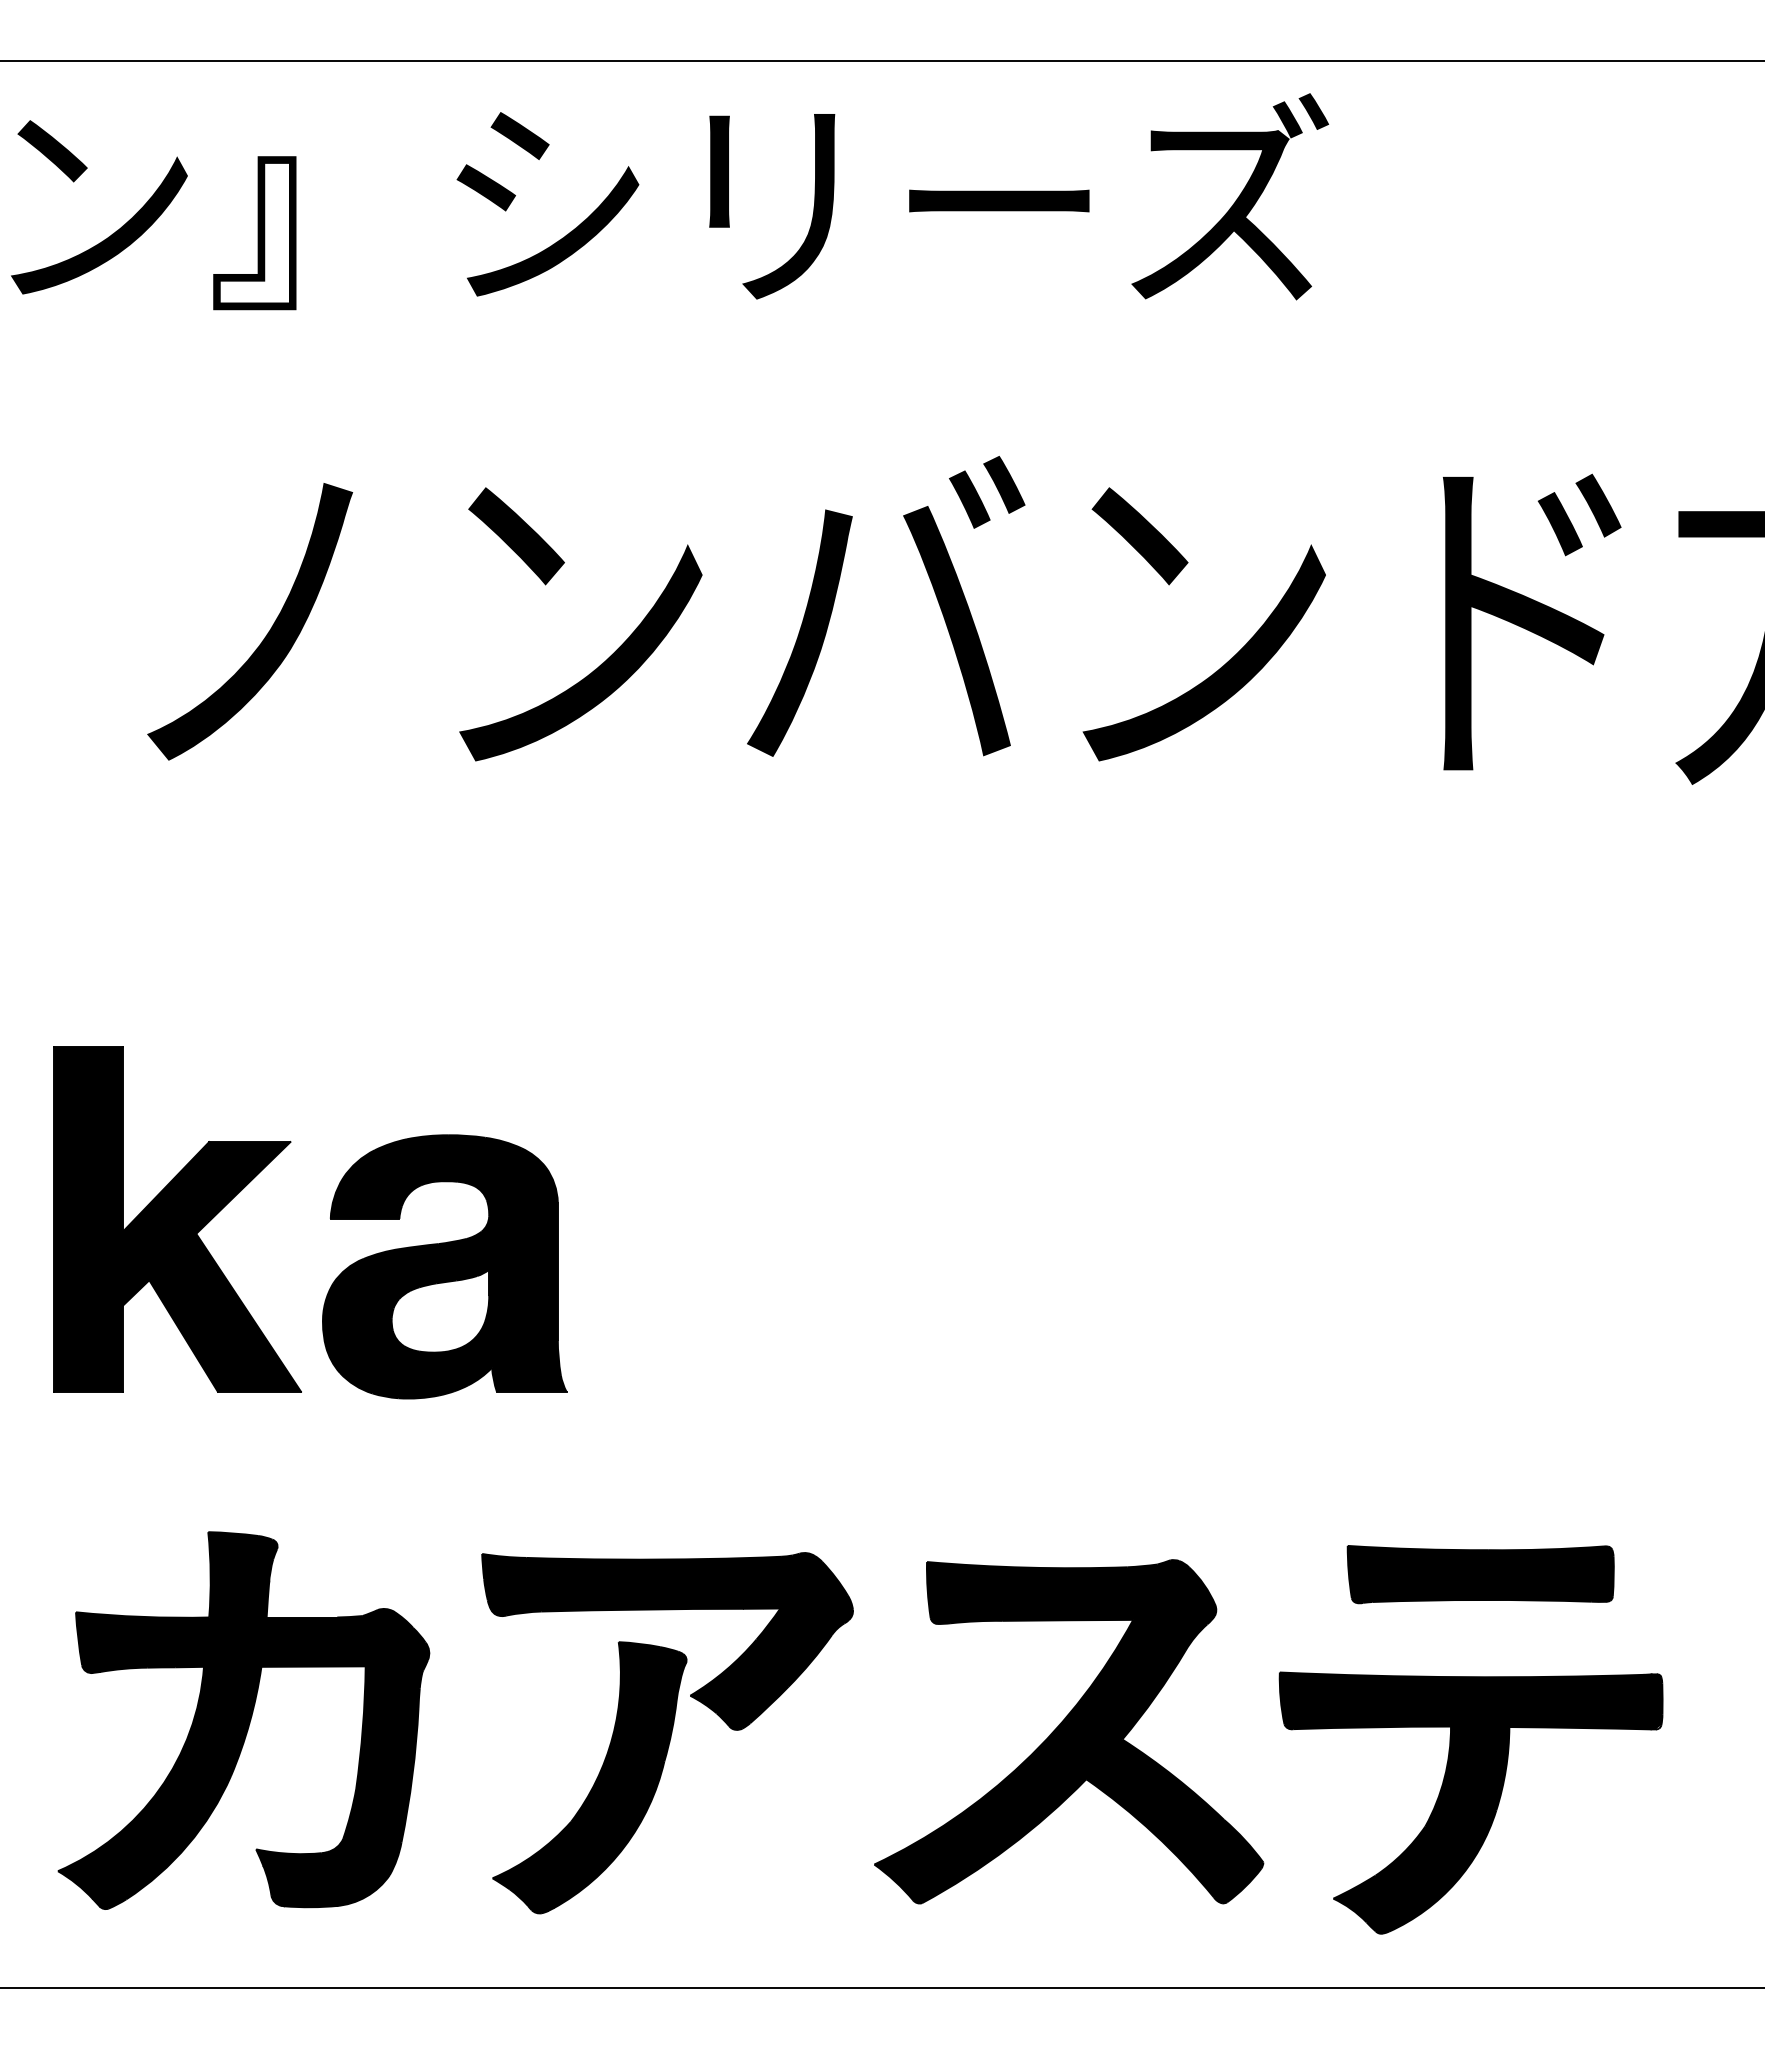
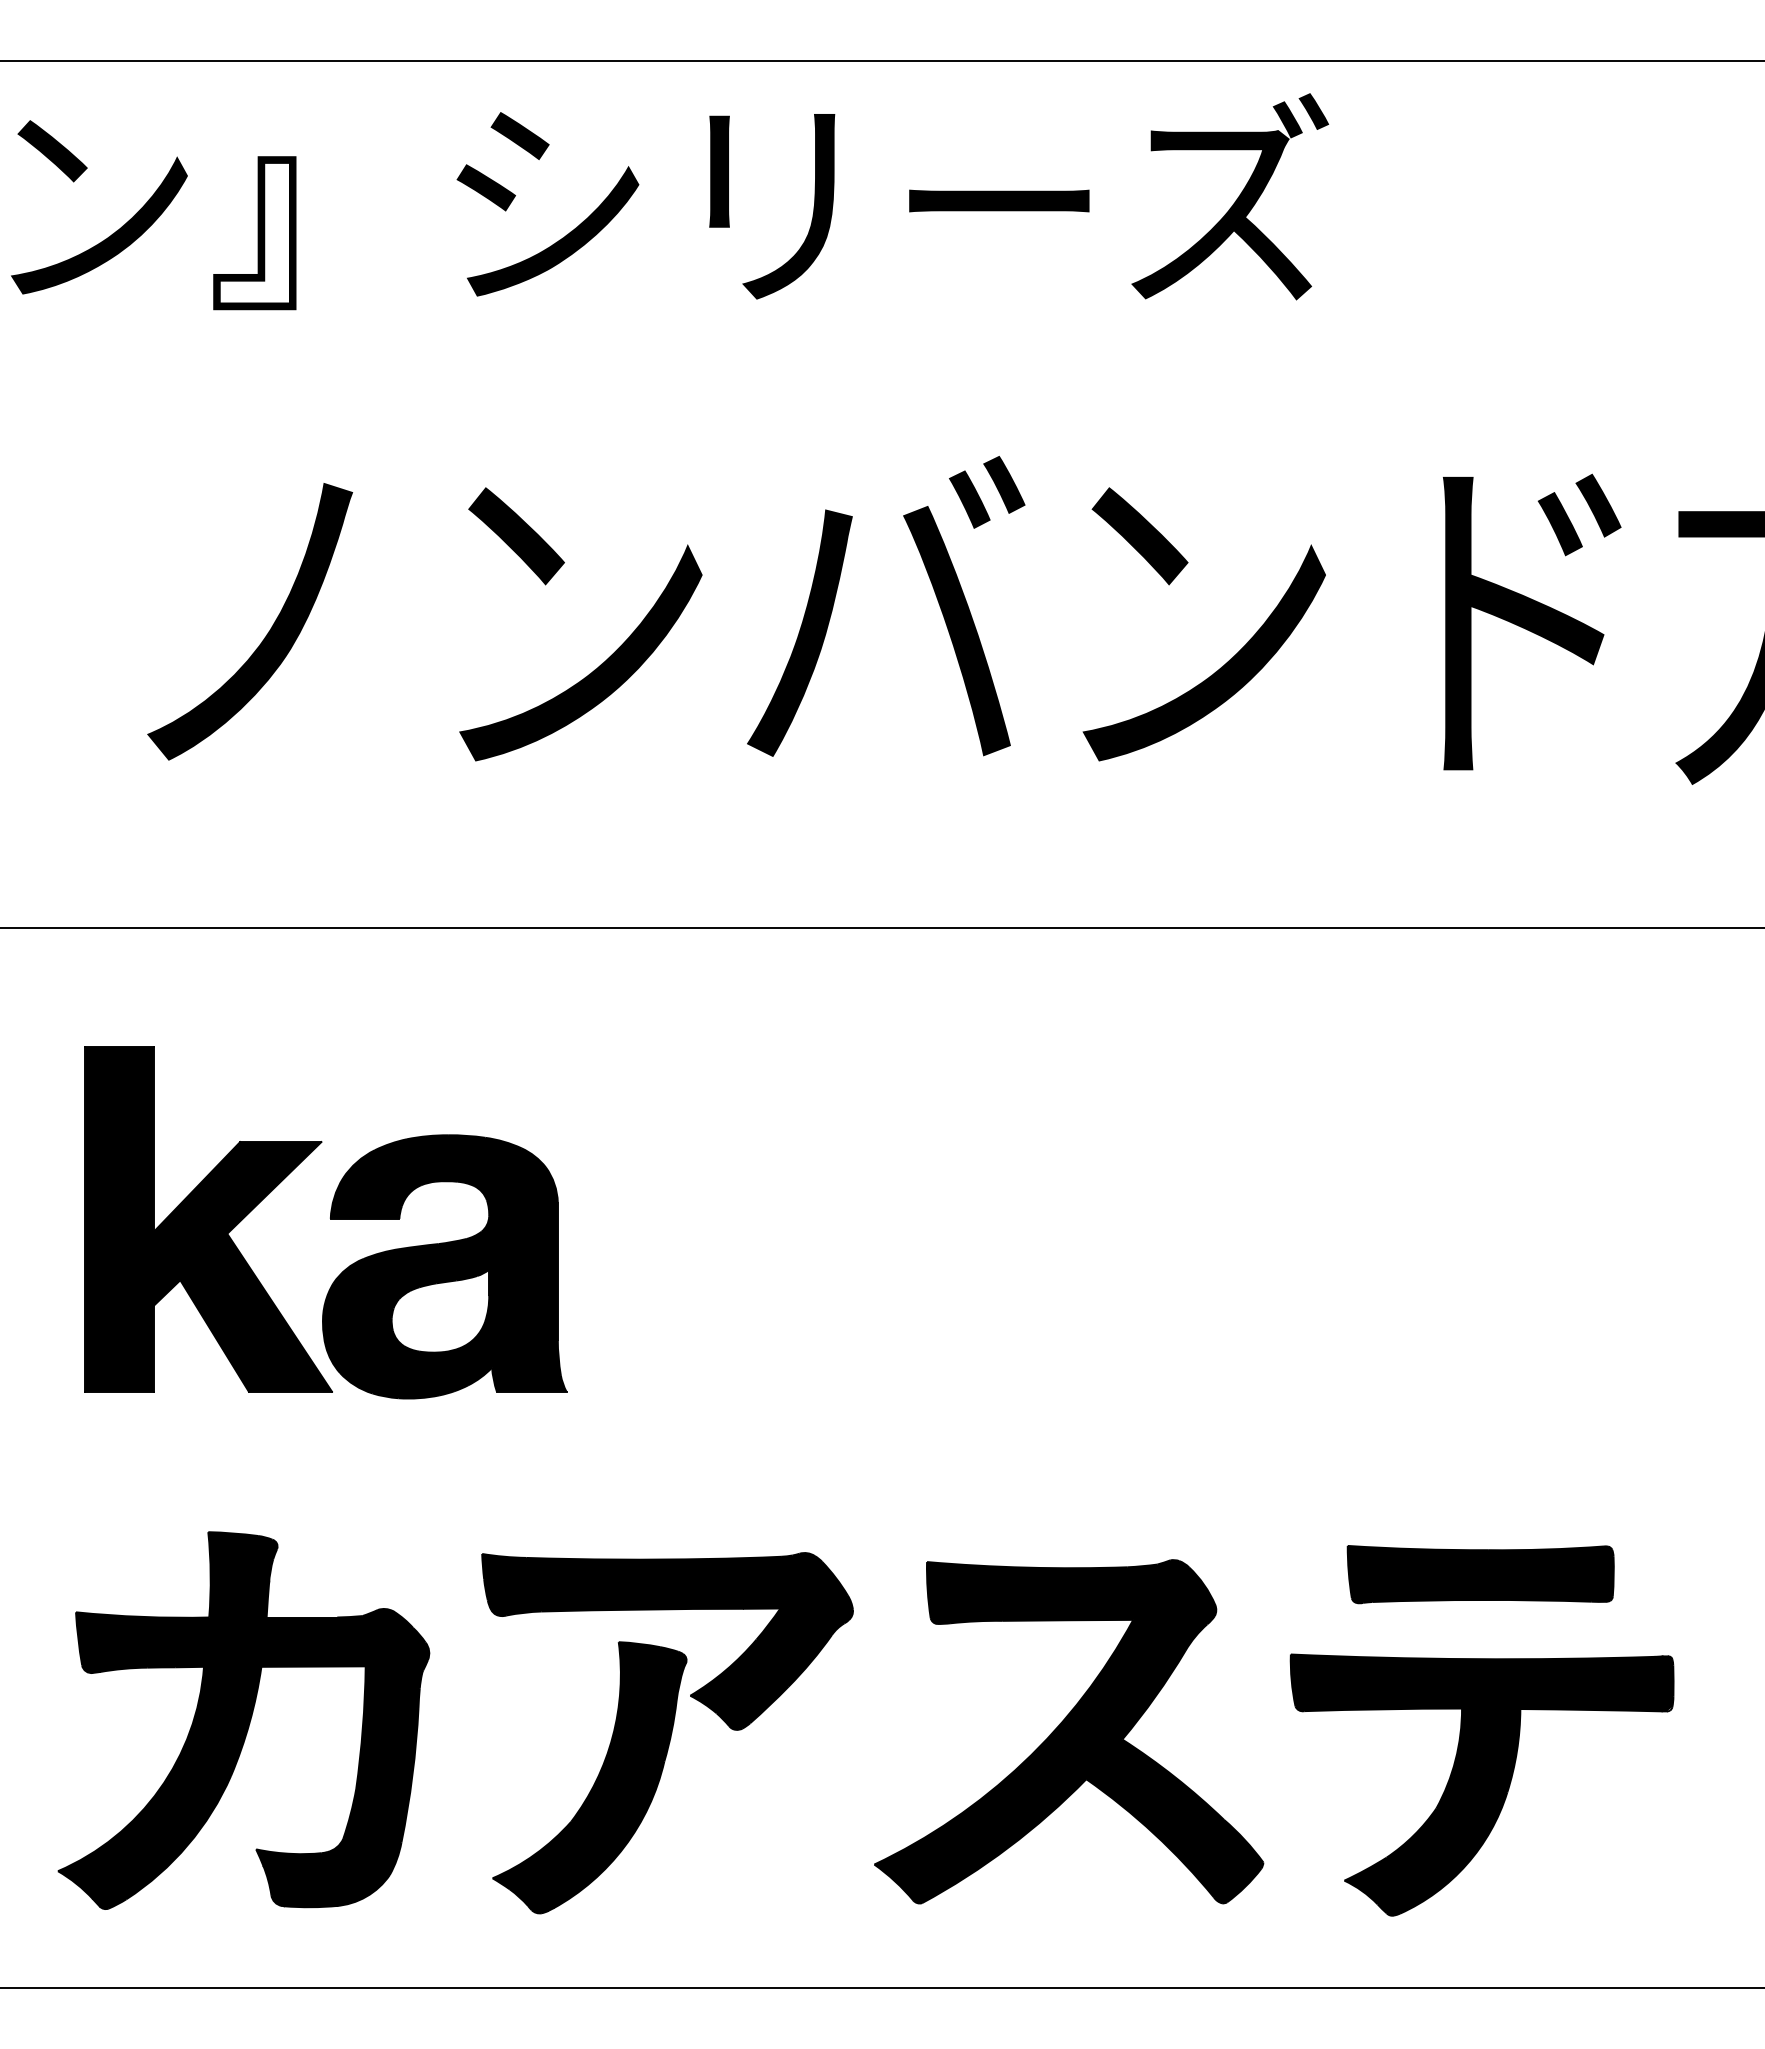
line: none -> present (881, 928)
part position: (177, 1219) -> (208, 1219) (208, 1219)
part position: (1470, 1802) -> (1481, 1784) (1481, 1784)
